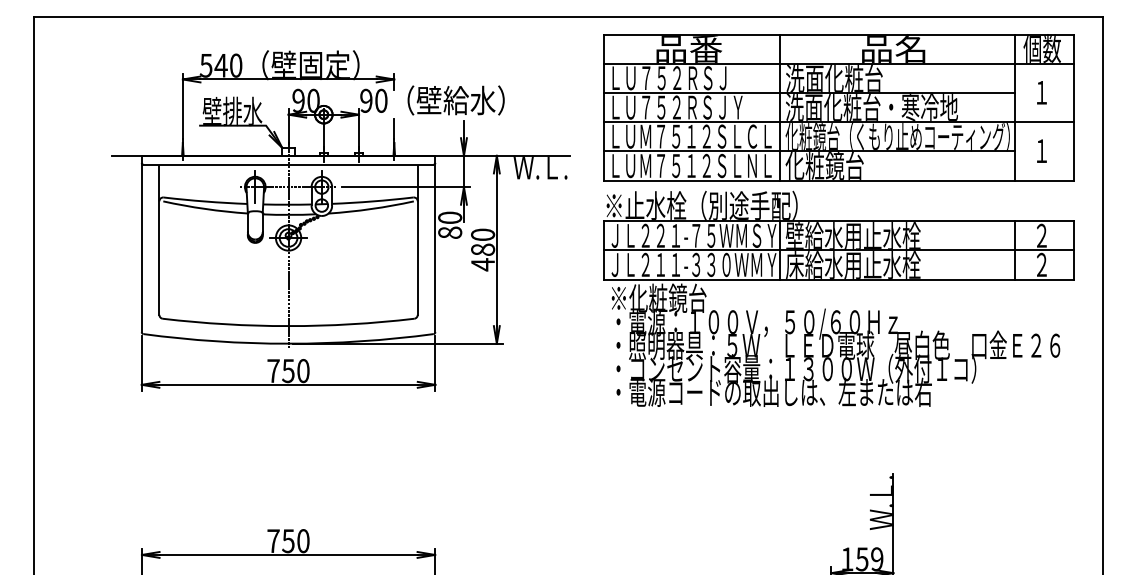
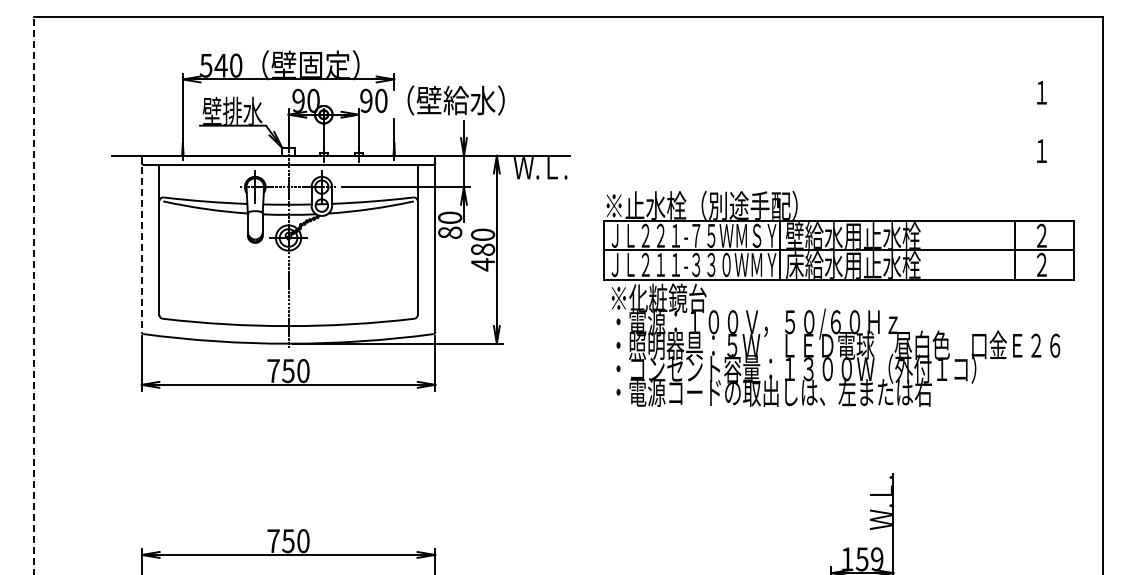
part: present -> none (838, 107)
line: solid -> dashed (141, 244)
line: solid -> dashed (34, 295)
